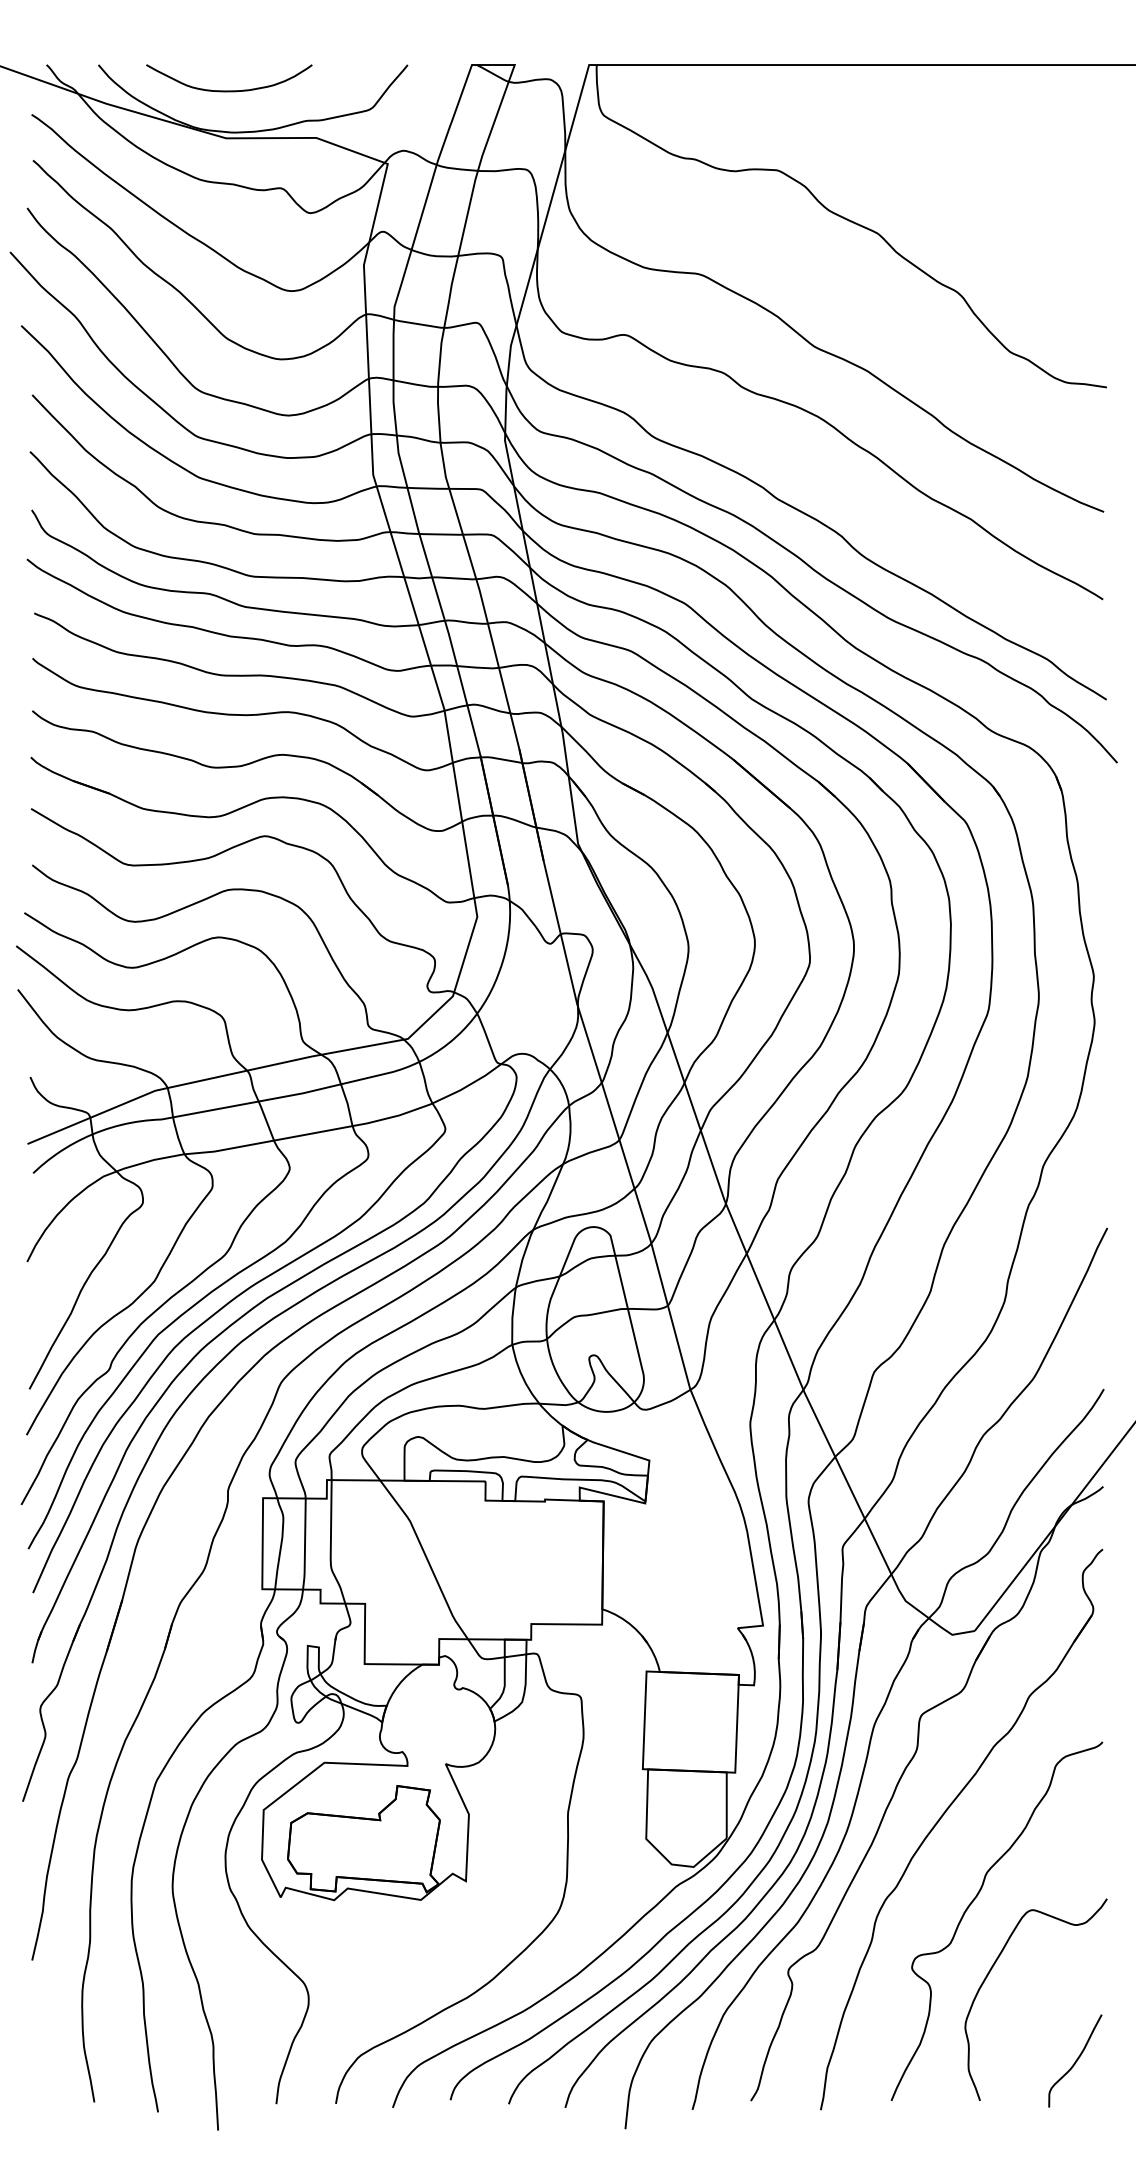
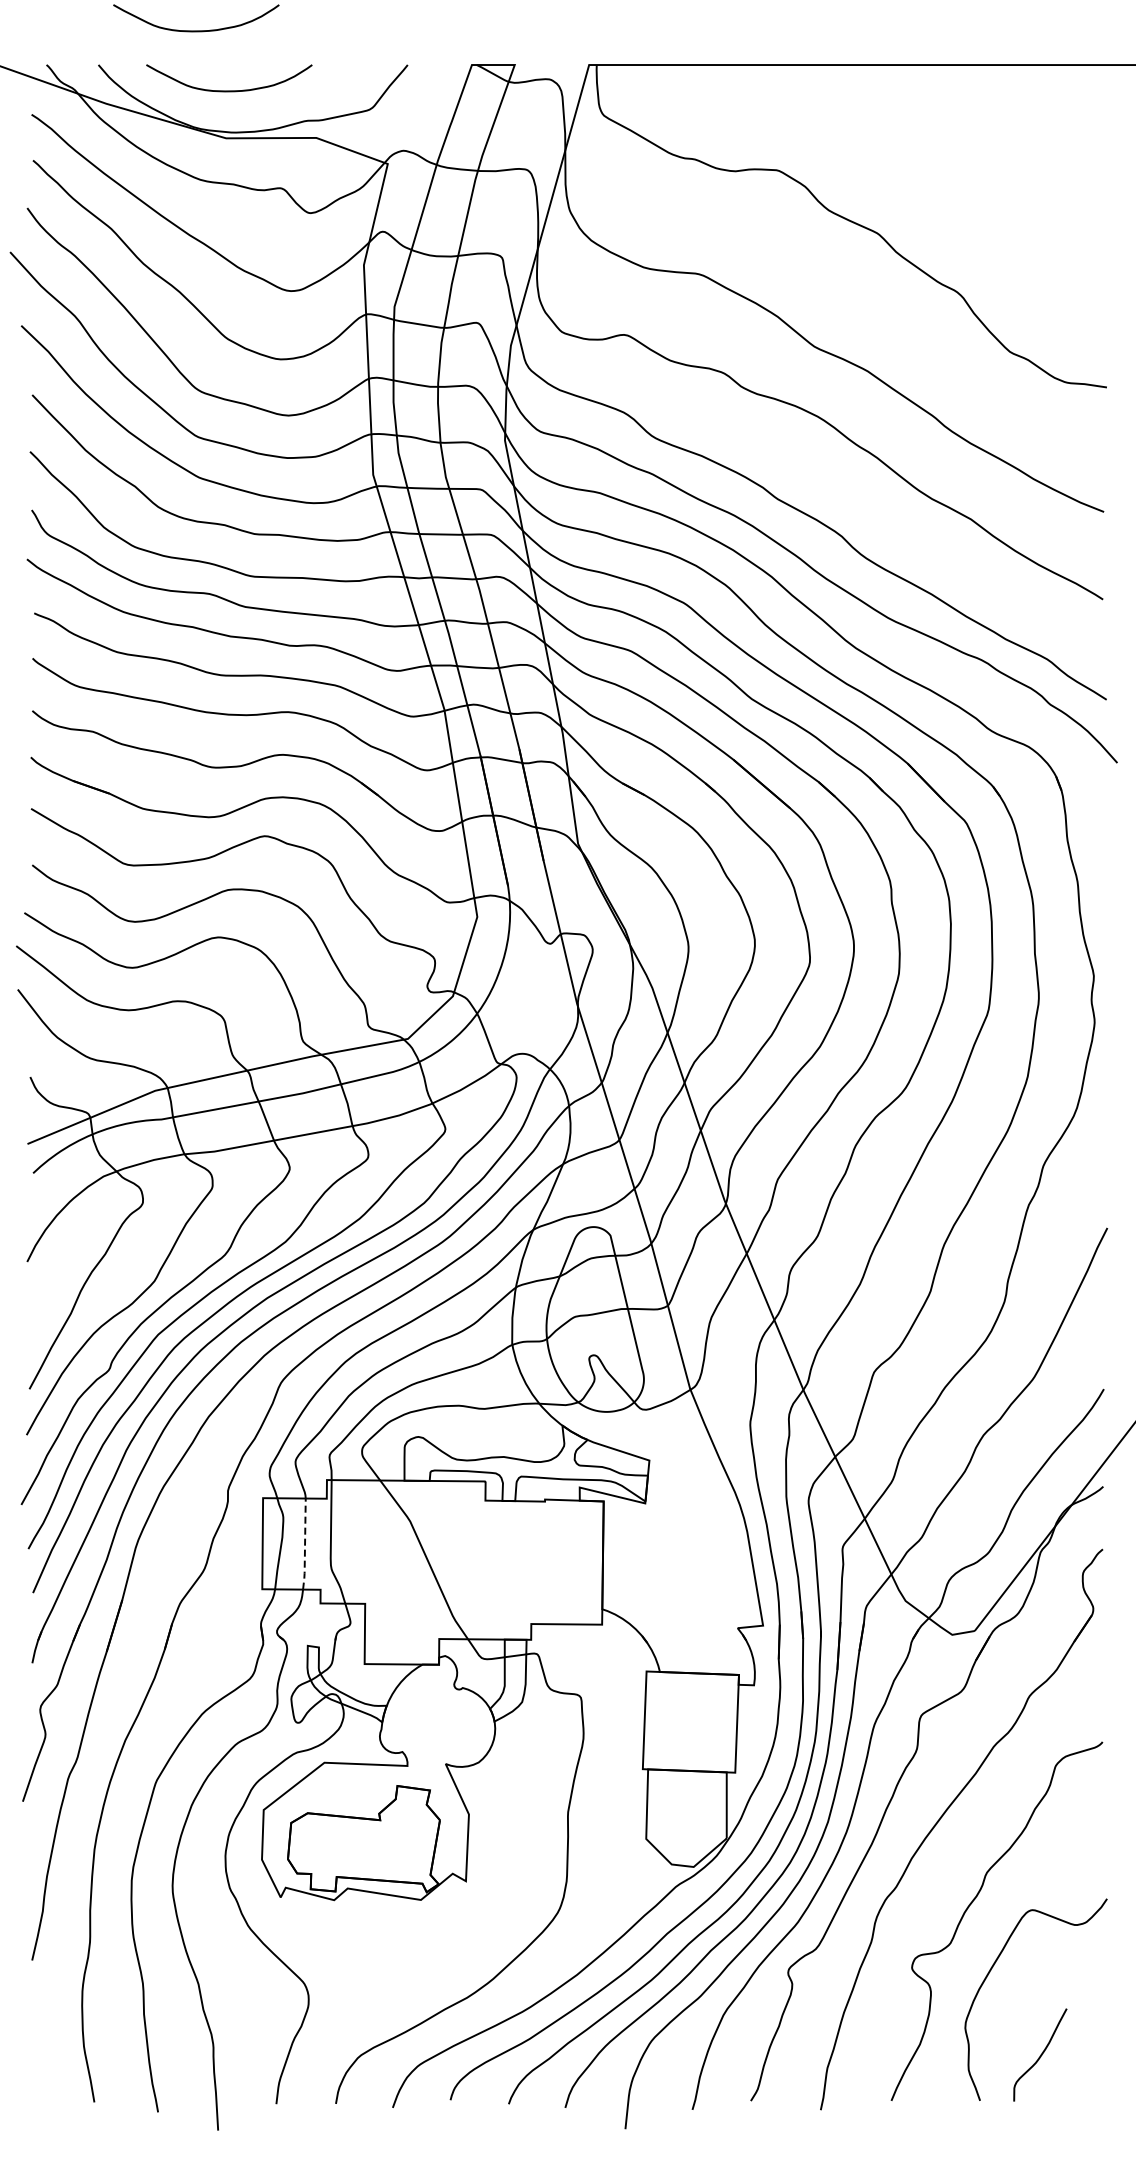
curve: none -> present (196, 30)
line: solid -> dashed (305, 1545)
curve position: (1075, 2060) -> (1040, 2054) (1040, 2054)
